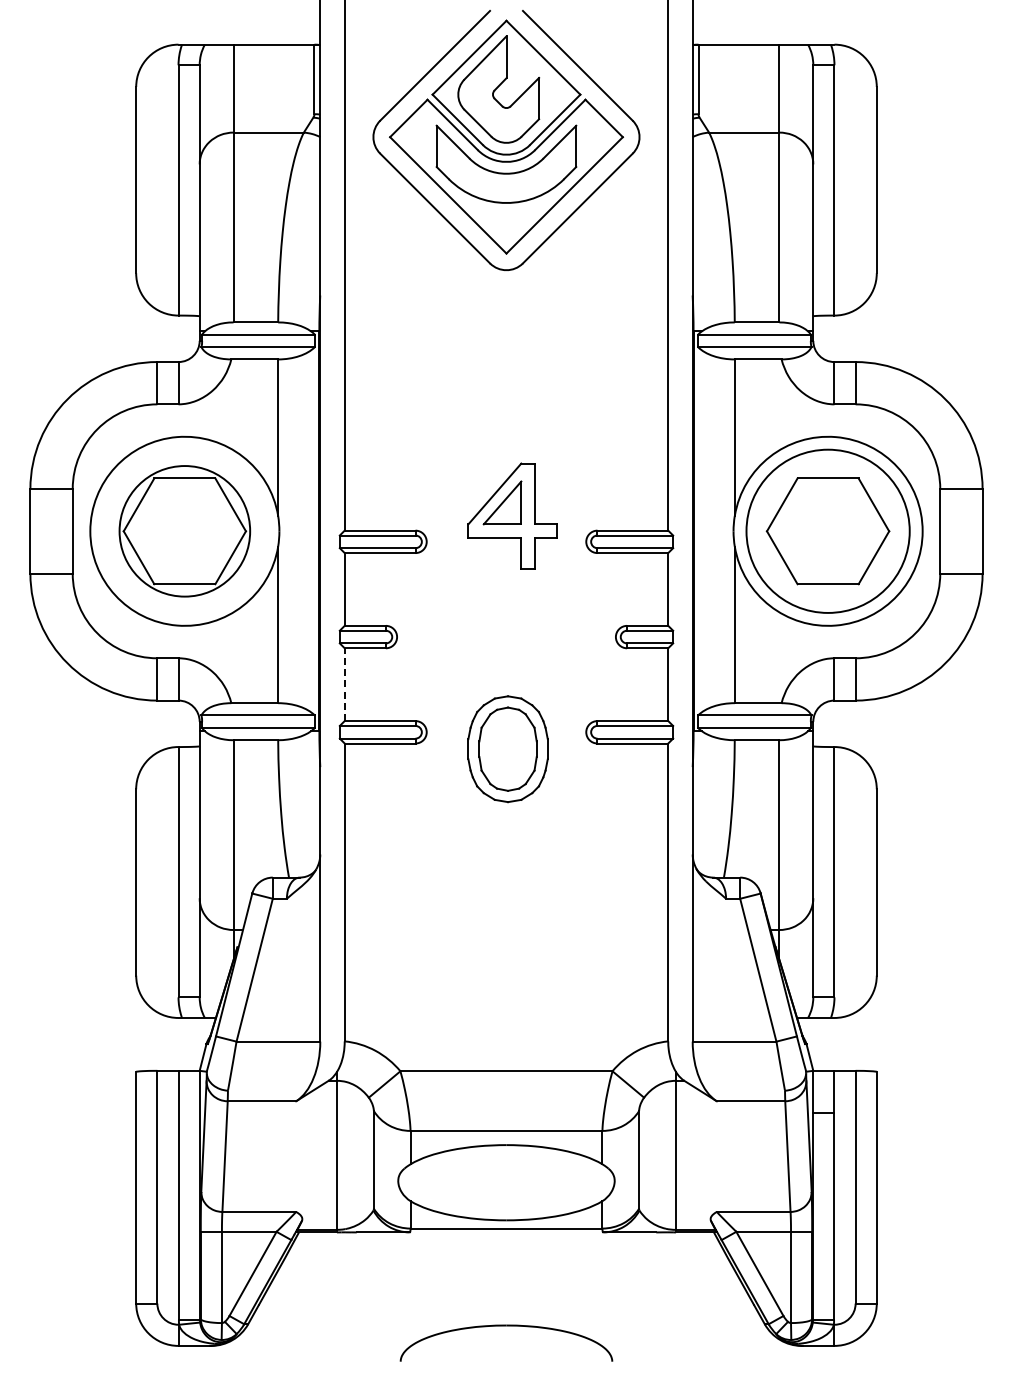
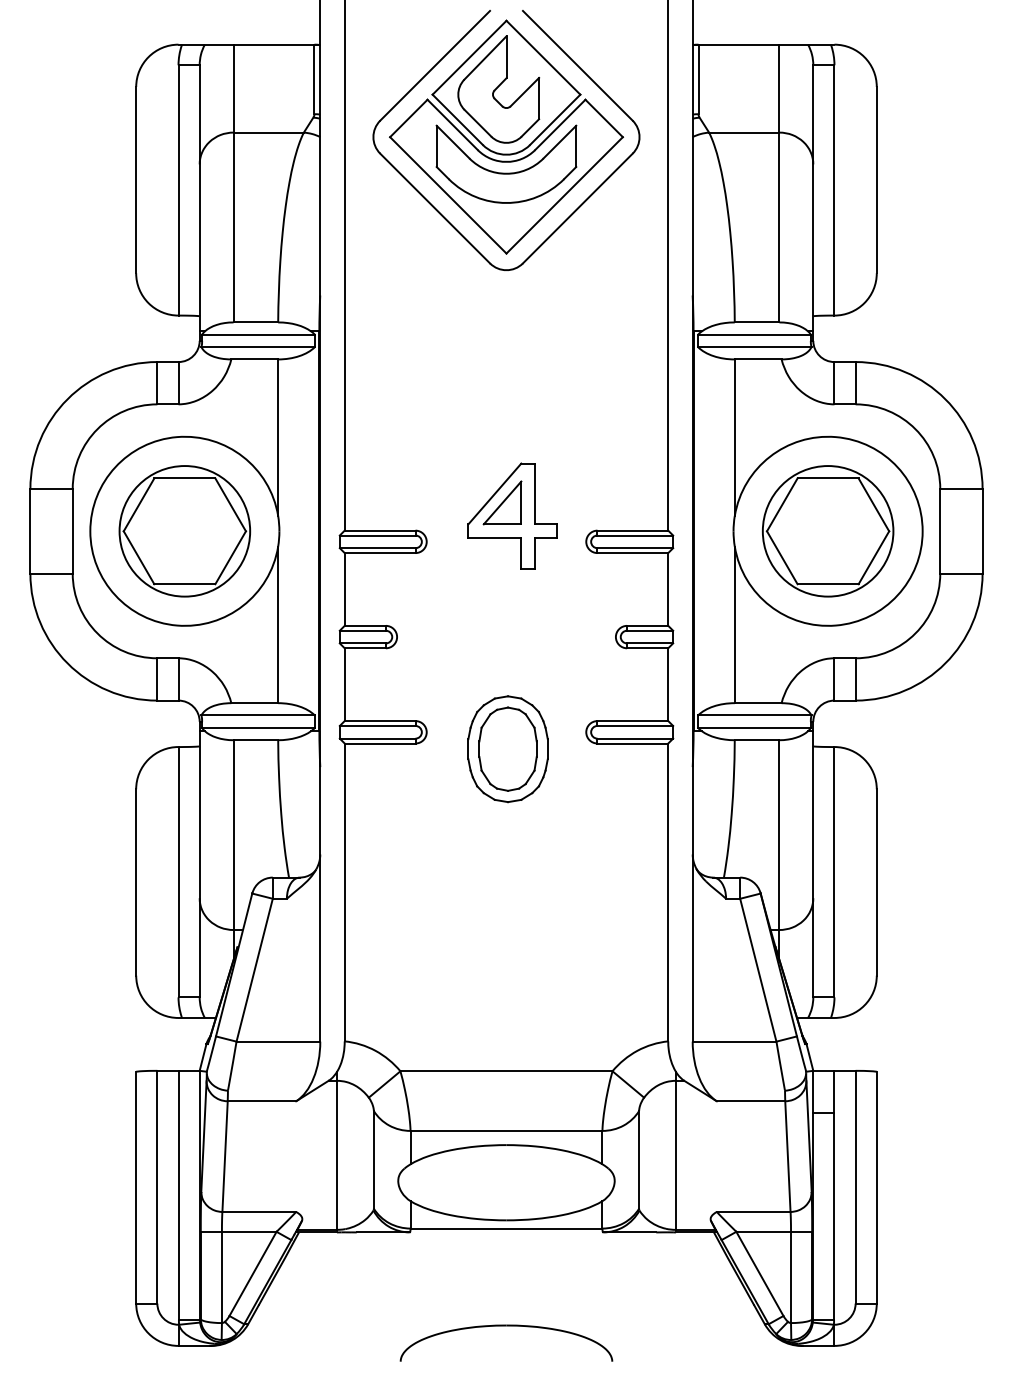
circle diameter: 163 px -> 131 px (827, 531)
line: dashed -> solid (344, 684)
